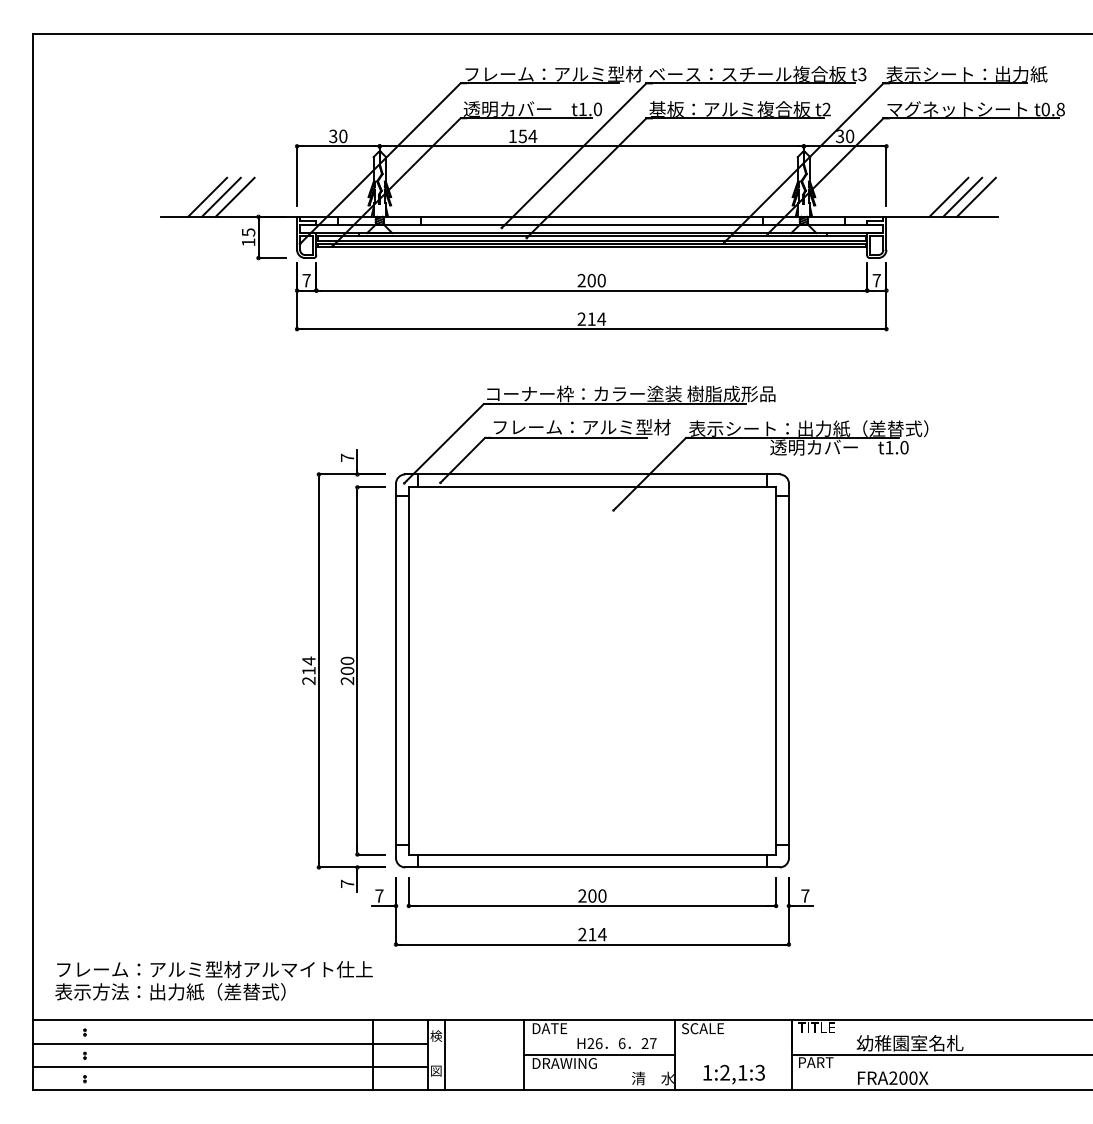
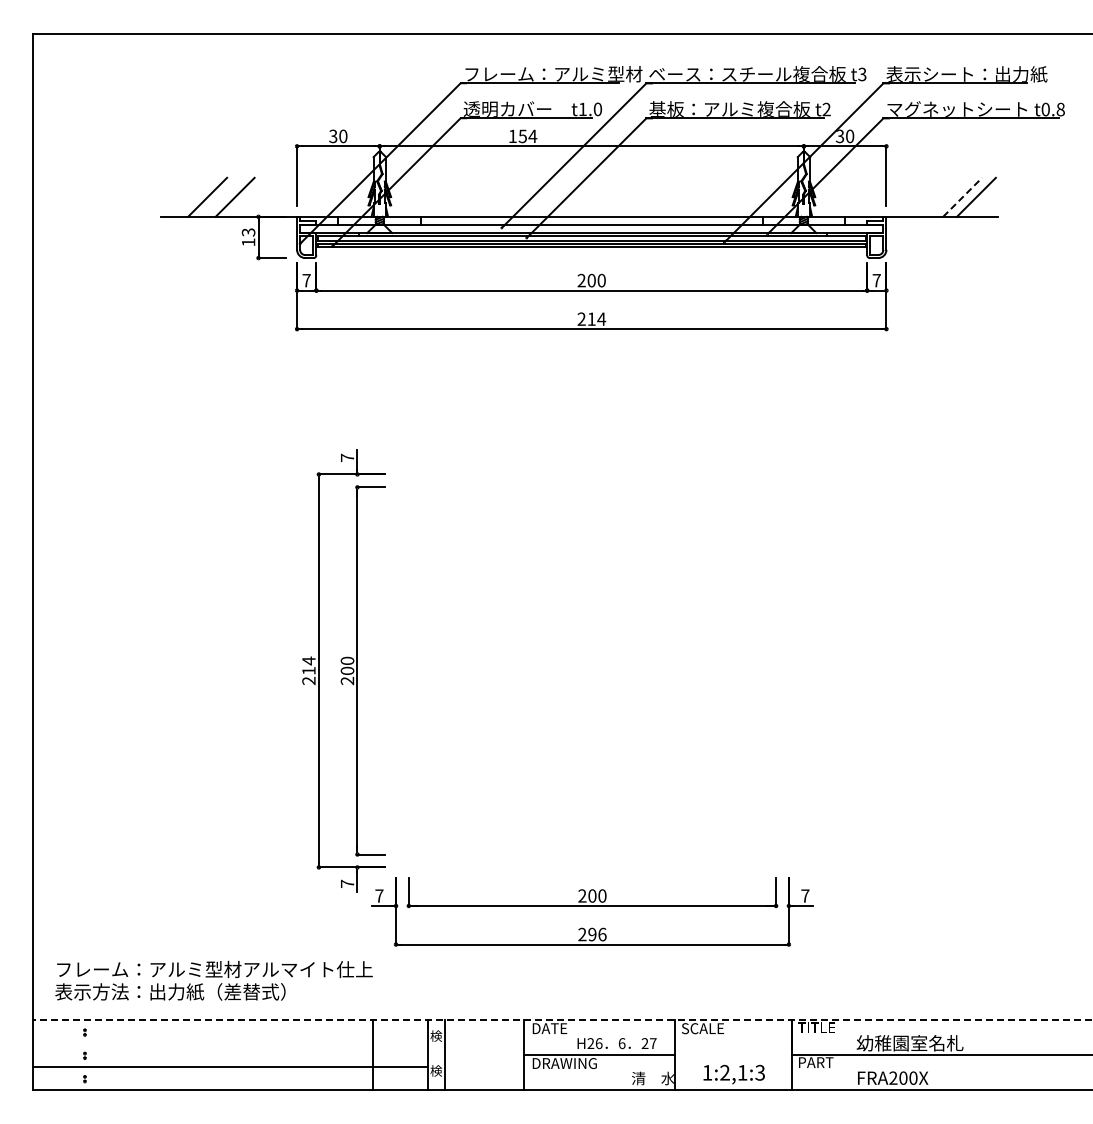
line: present -> none (220, 196)
line: present -> none (948, 196)
line: solid -> dashed (962, 197)
text: 15 -> 13 (247, 232)
part: present -> none (661, 626)
text: 214 -> 296 (597, 934)
line: solid -> dashed (562, 1020)
line: present -> none (230, 1043)
text: 図 -> 検 (436, 1070)
